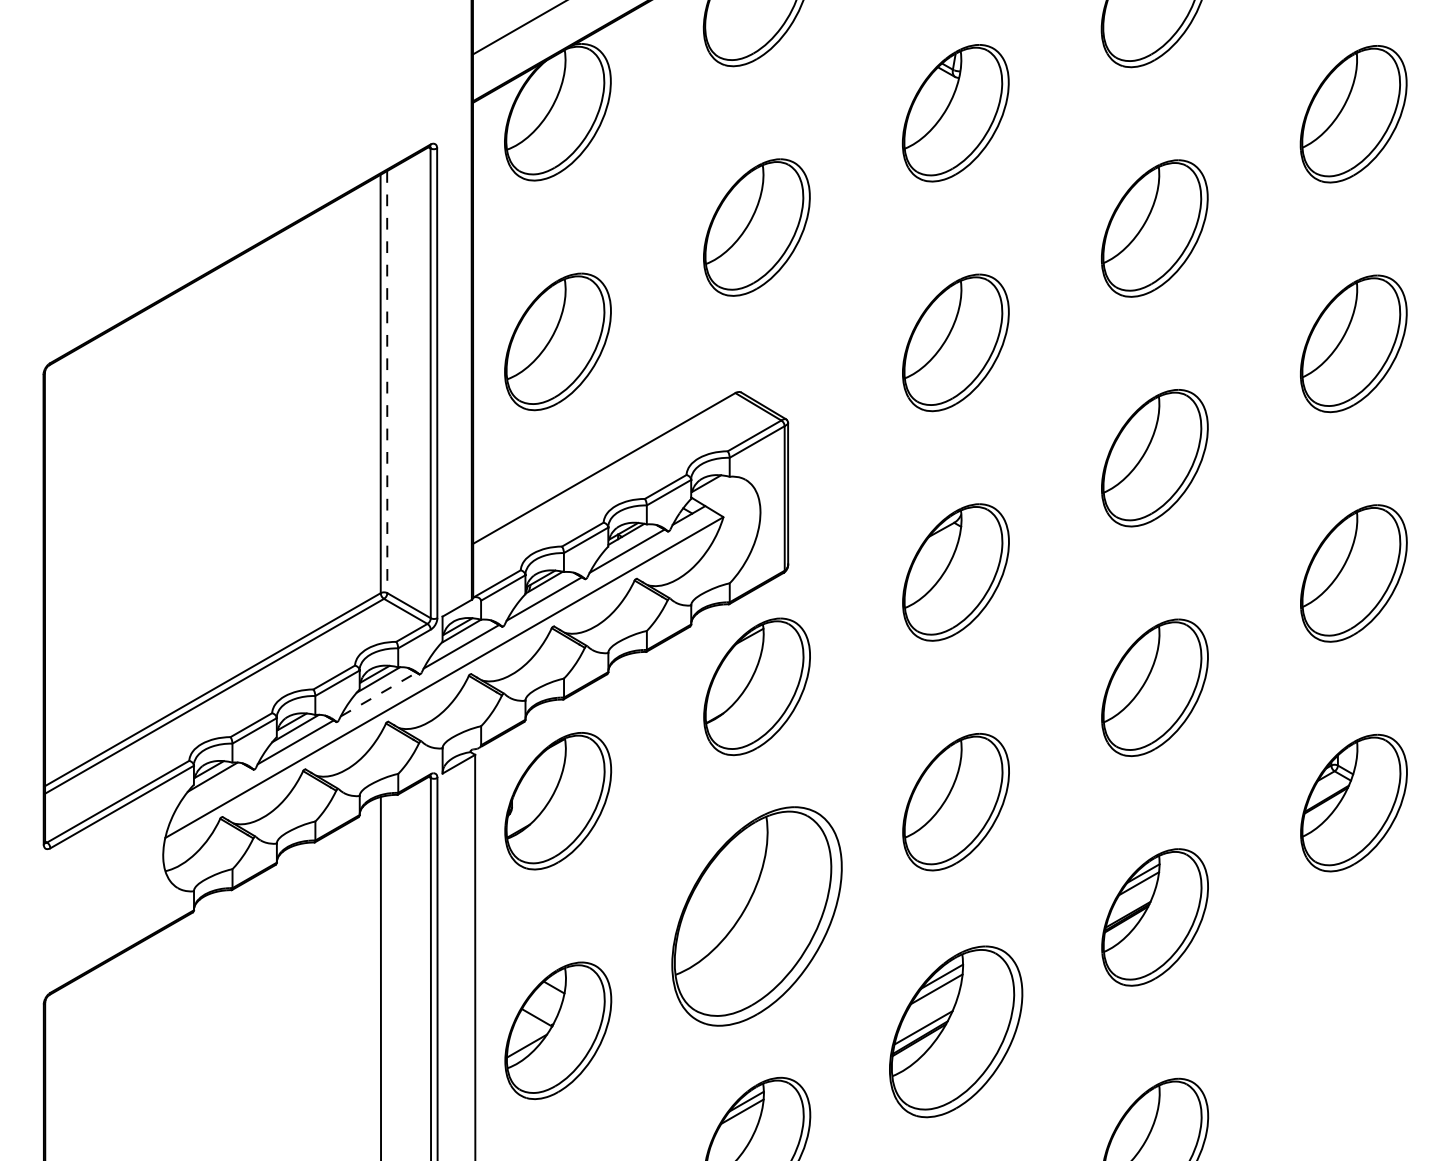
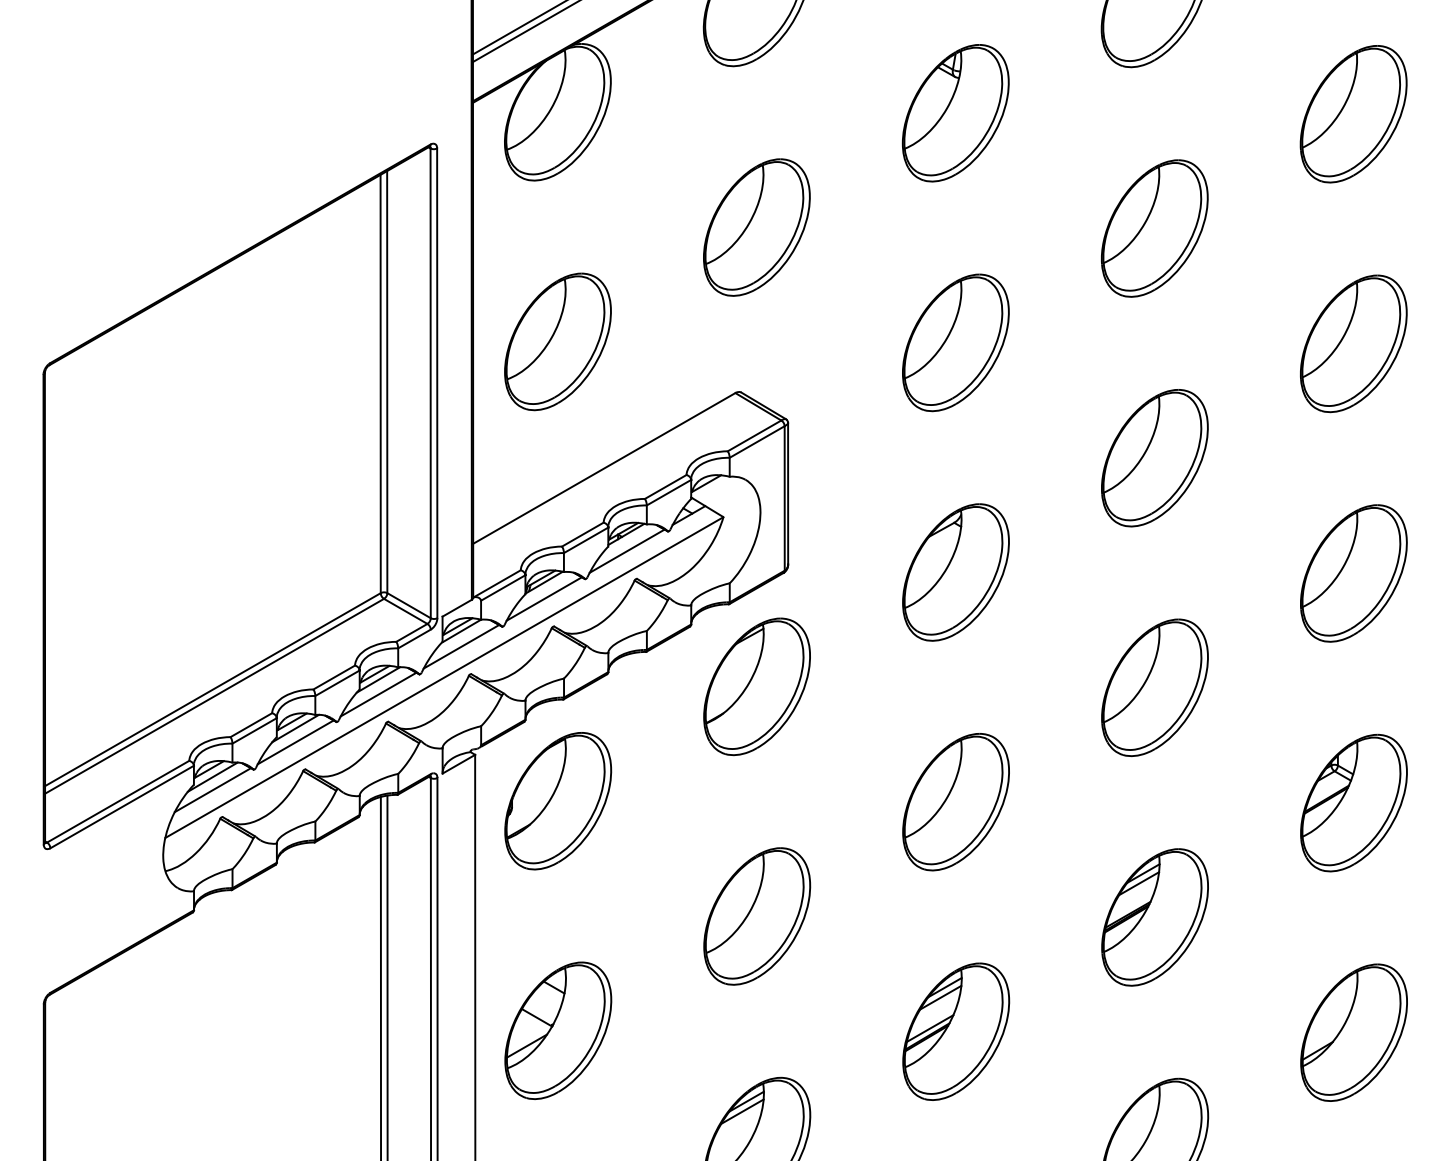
line: none -> present (524, 32)
line: dashed -> solid (387, 382)
line: dashed -> solid (378, 694)
line: none -> present (212, 790)
part size: 172x221 px -> 109x139 px (757, 916)
line: none -> present (387, 976)
part size: 135x174 px -> 109x139 px (956, 1031)
part: none -> present (1353, 1032)
